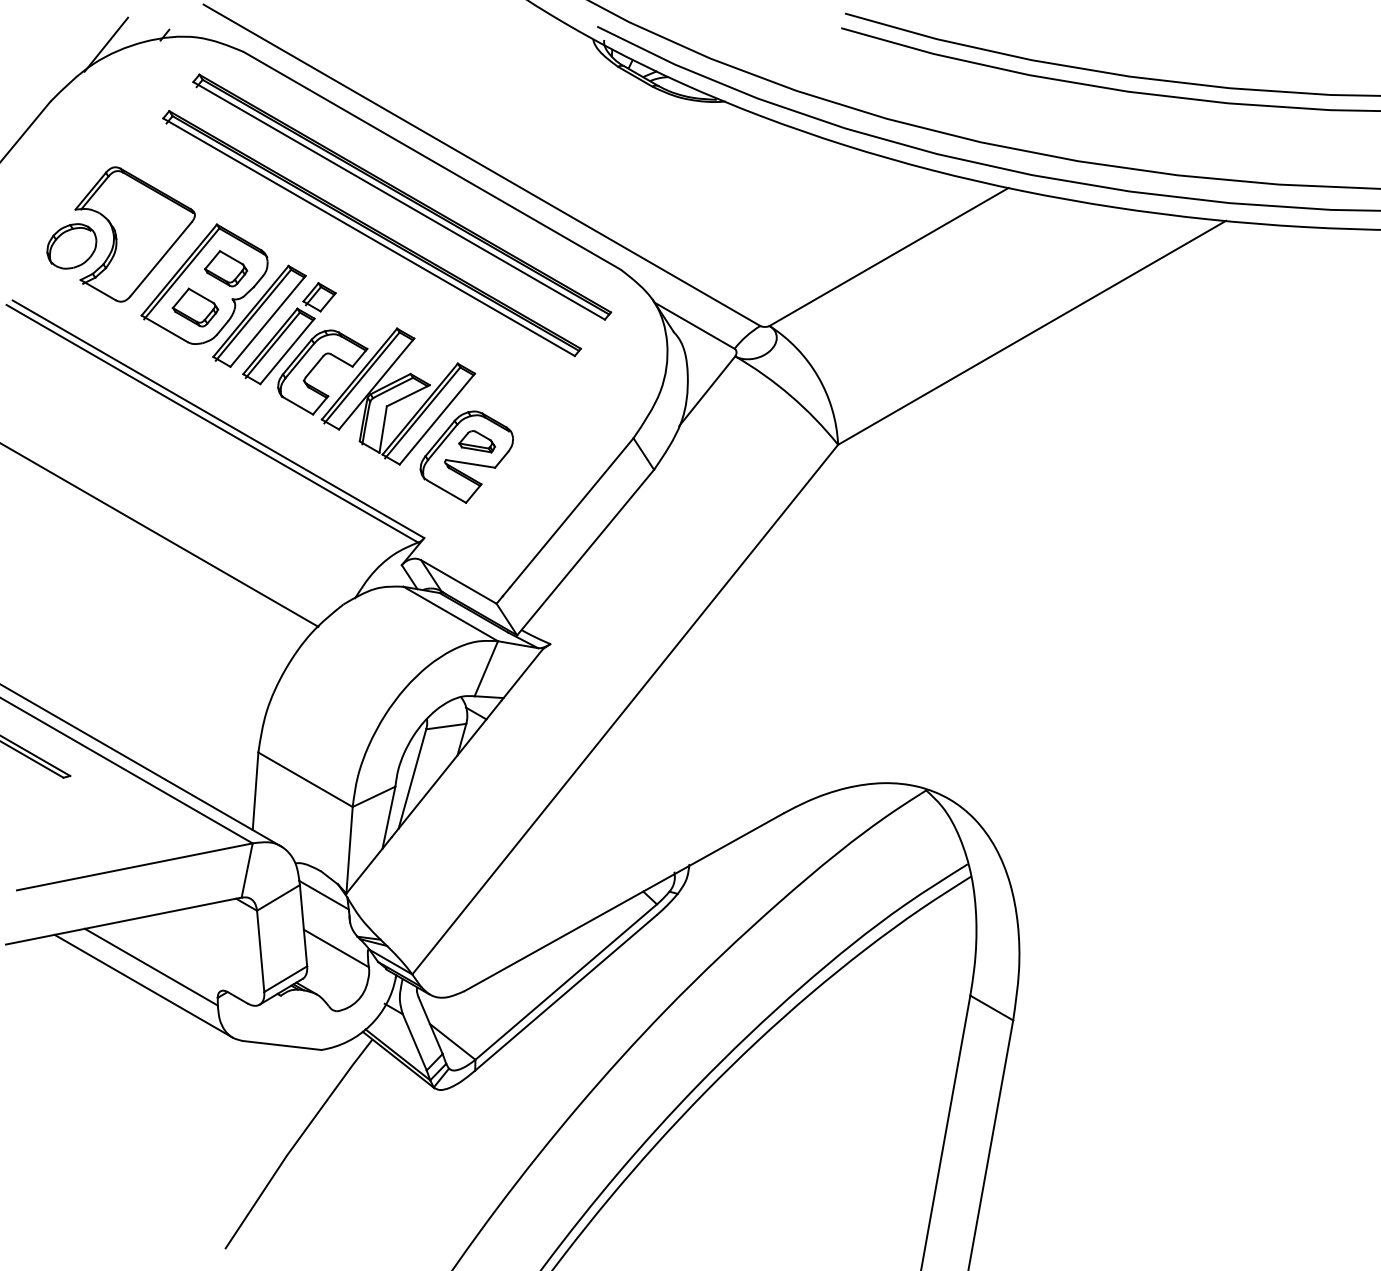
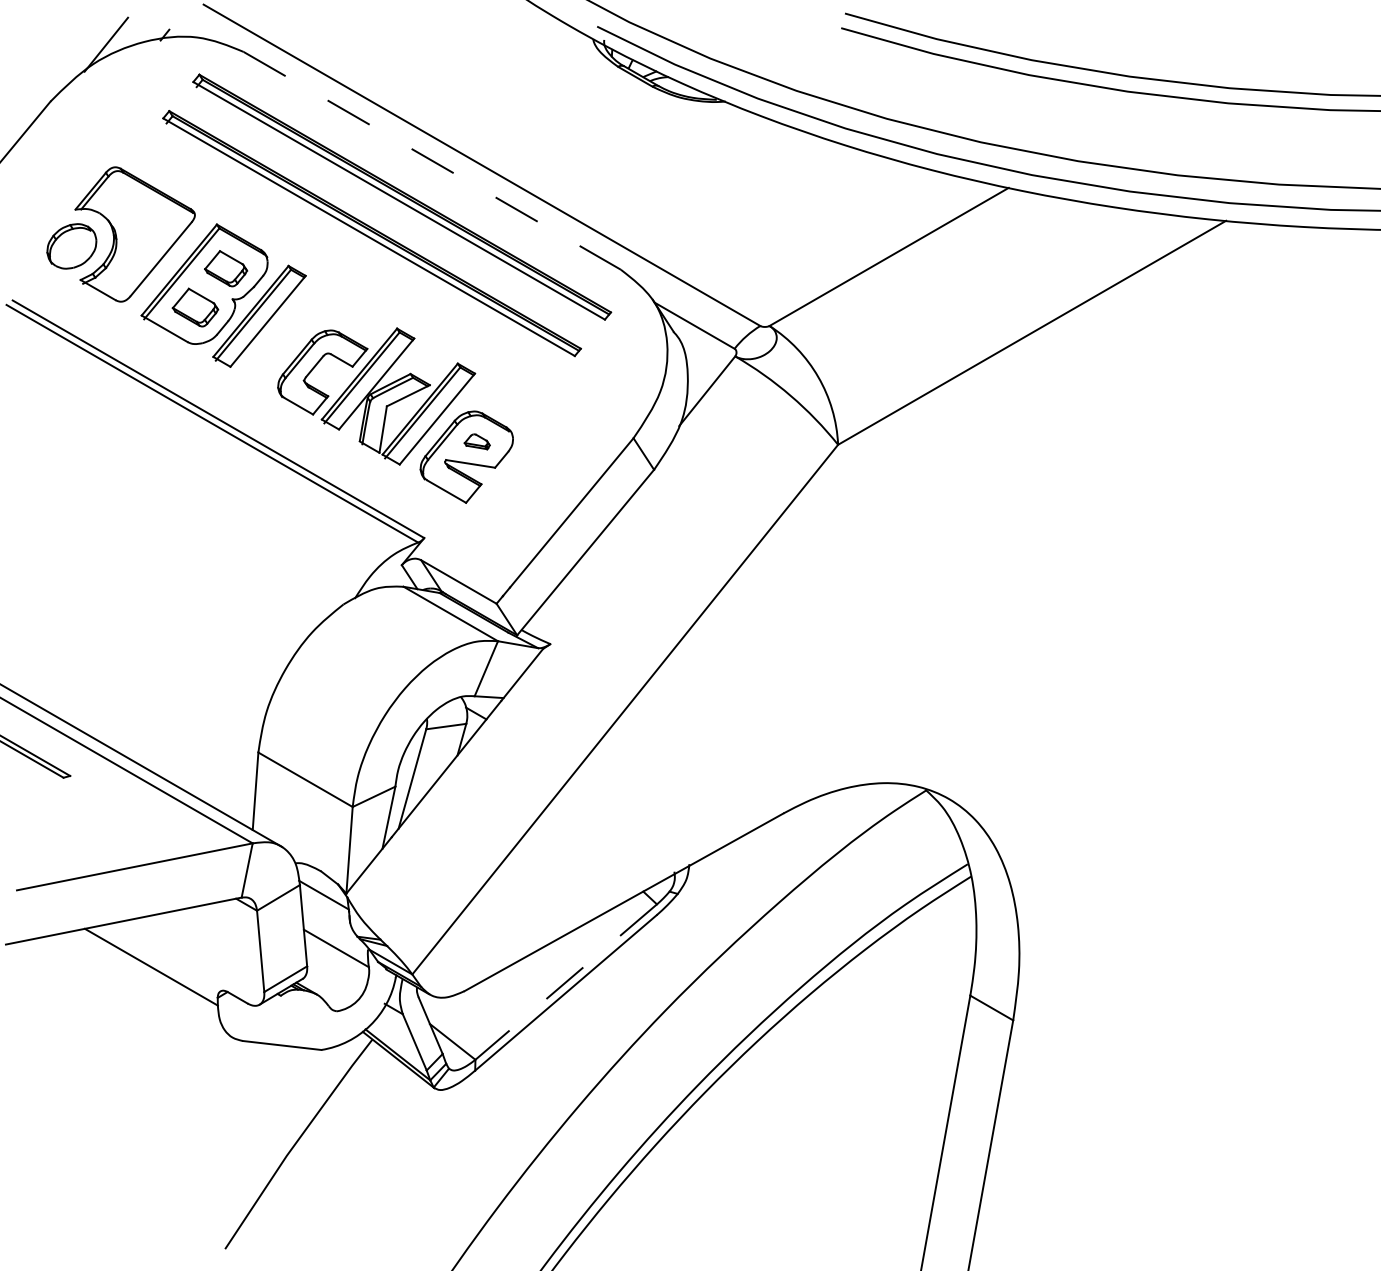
line: solid -> dashed (432, 160)
part: present -> none (289, 333)
part size: 39x24 px -> 28x18 px (476, 441)
line: present -> none (160, 535)
line: solid -> dashed (565, 982)
line: present -> none (143, 985)
